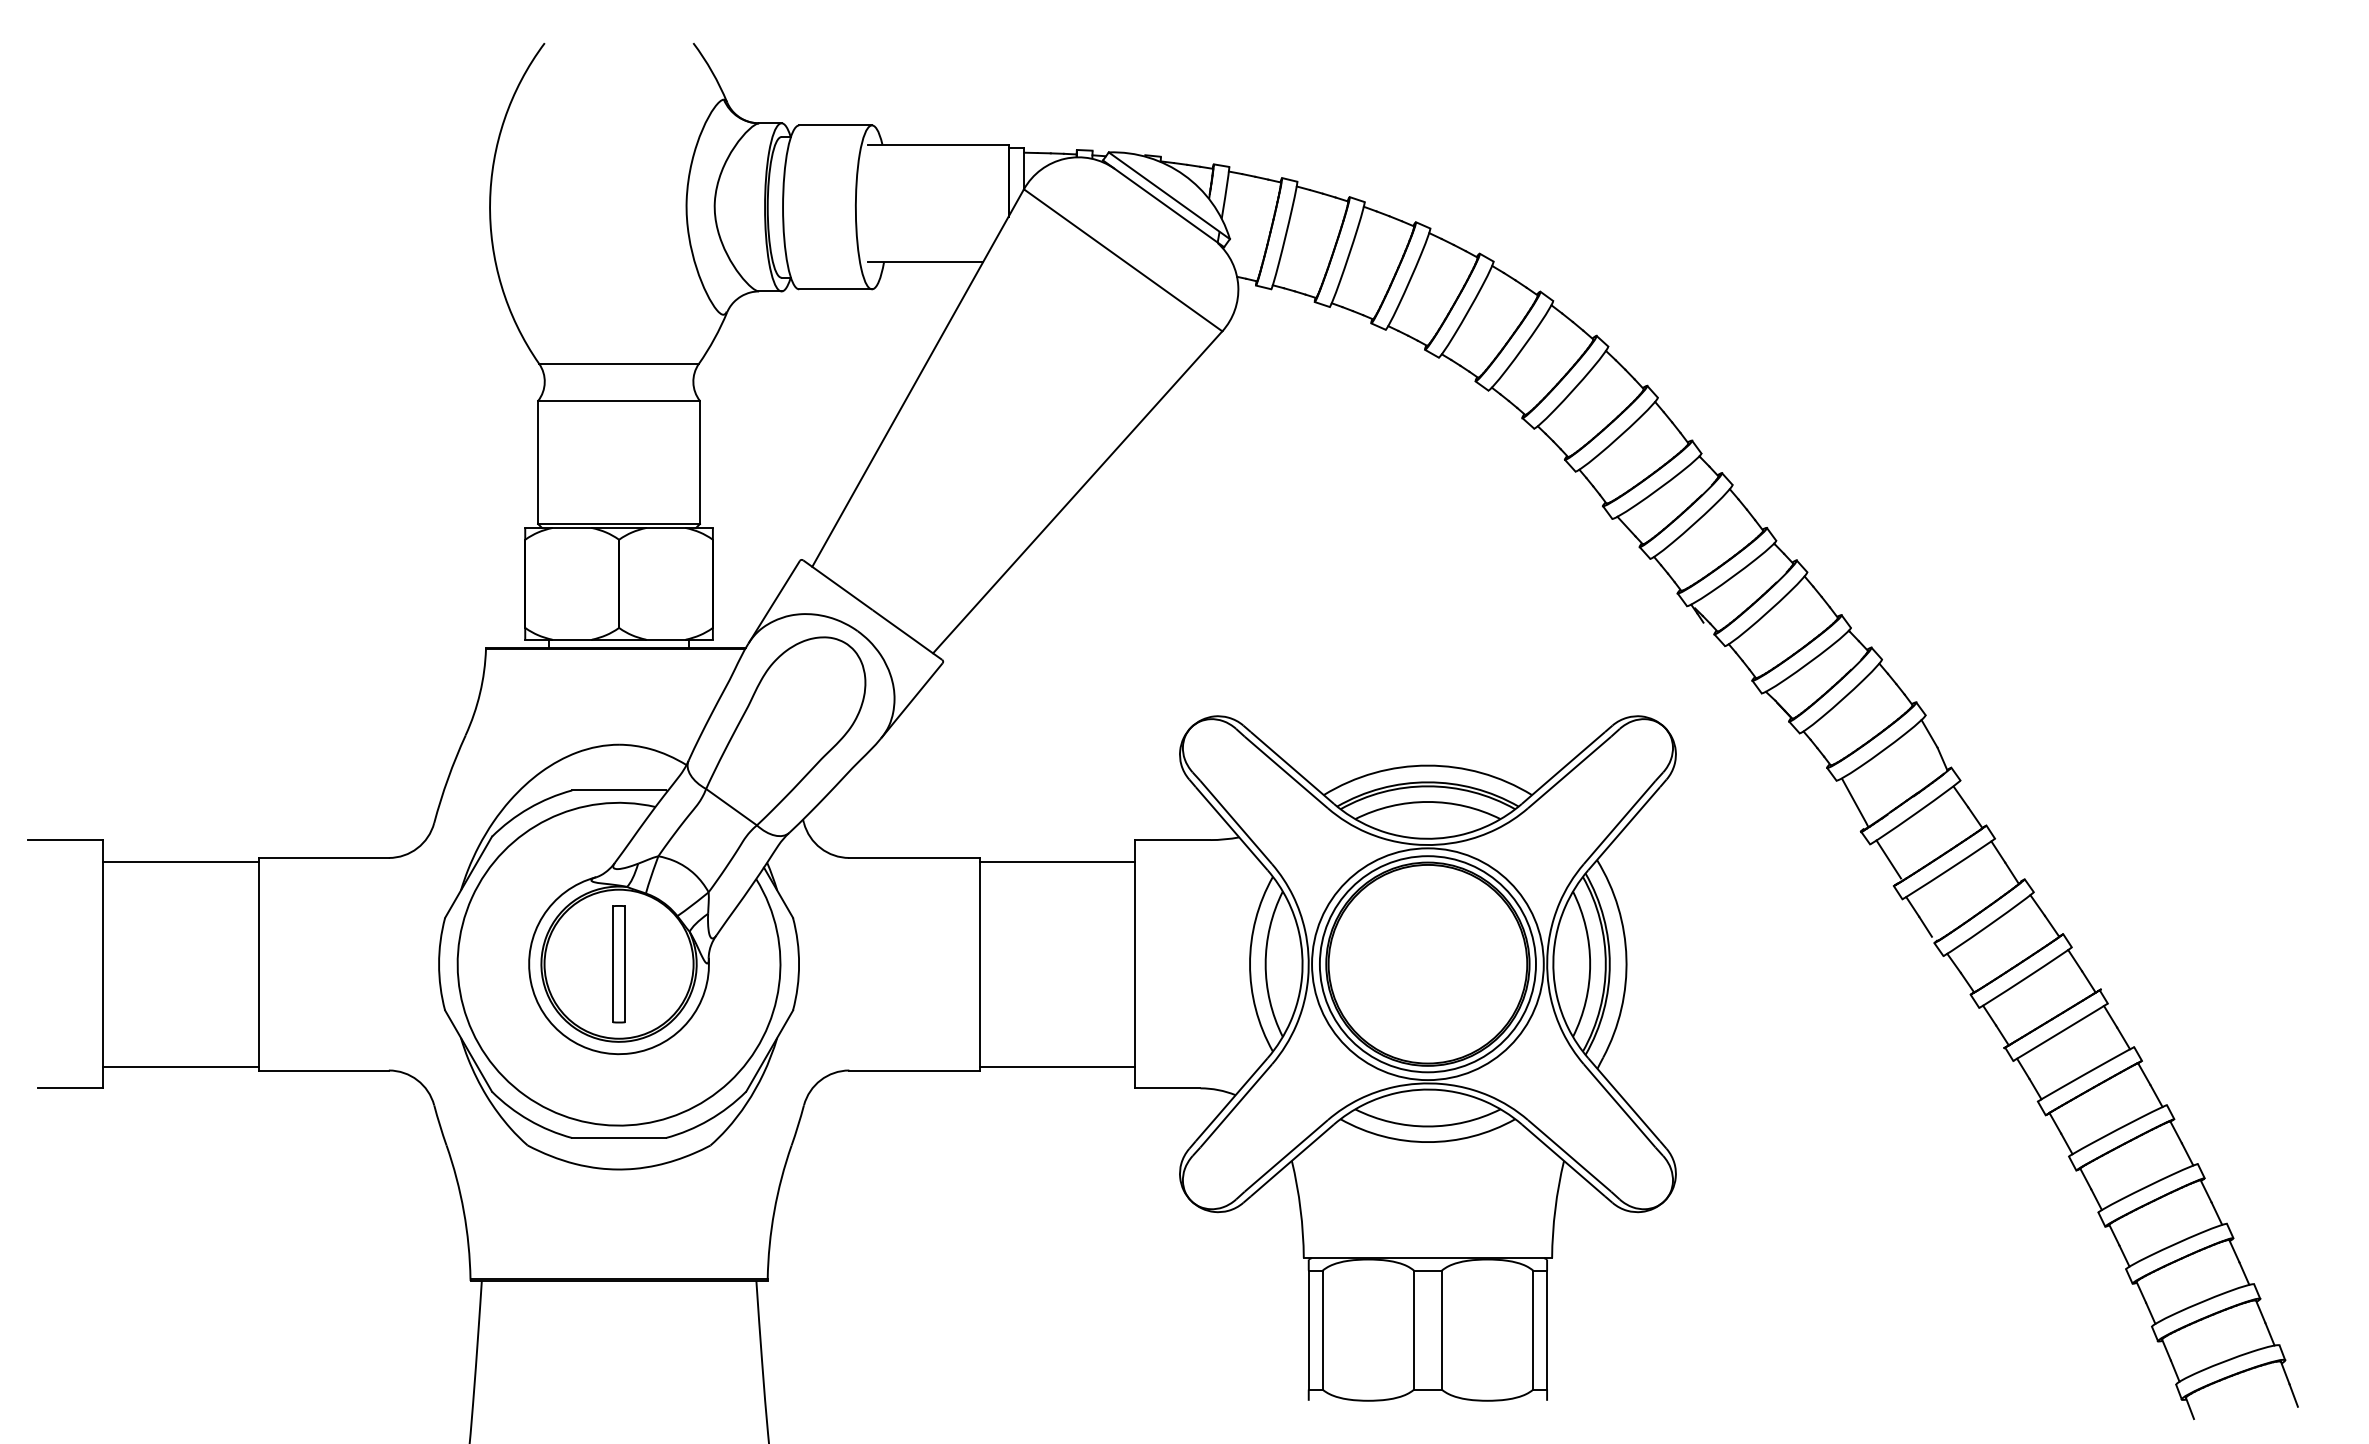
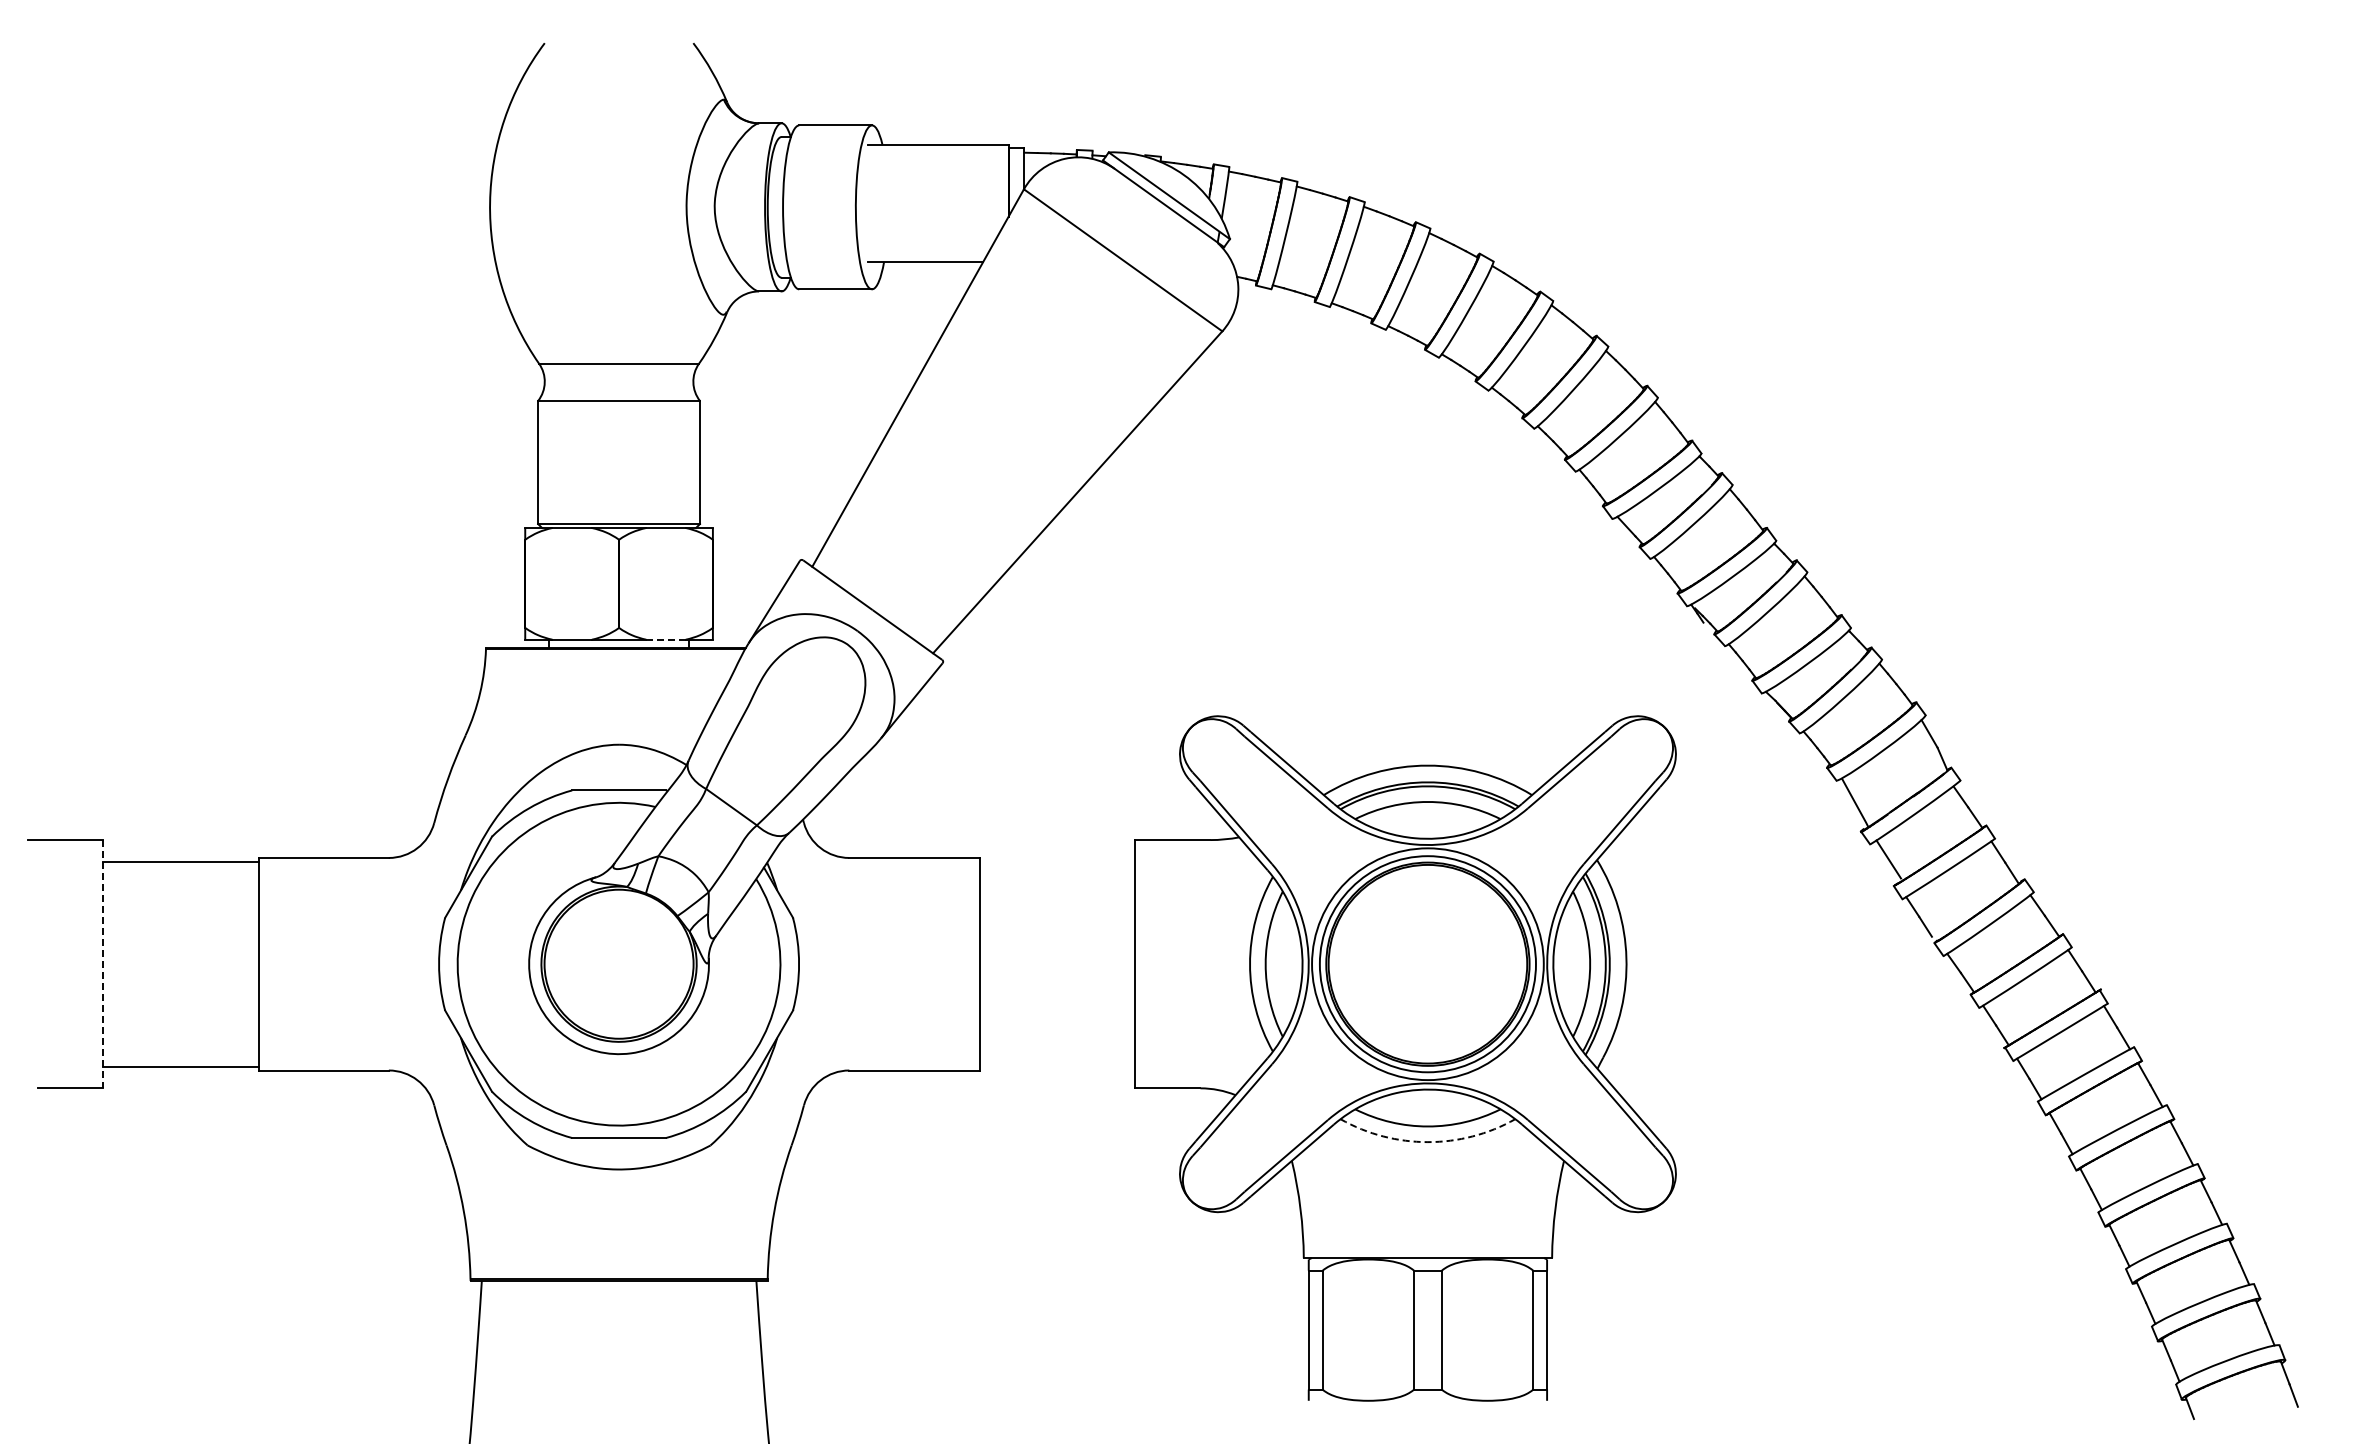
line: solid -> dashed (666, 639)
line: present -> none (1057, 861)
line: solid -> dashed (103, 964)
part: present -> none (618, 964)
line: present -> none (1057, 1066)
arc: solid -> dashed (1427, 1142)
